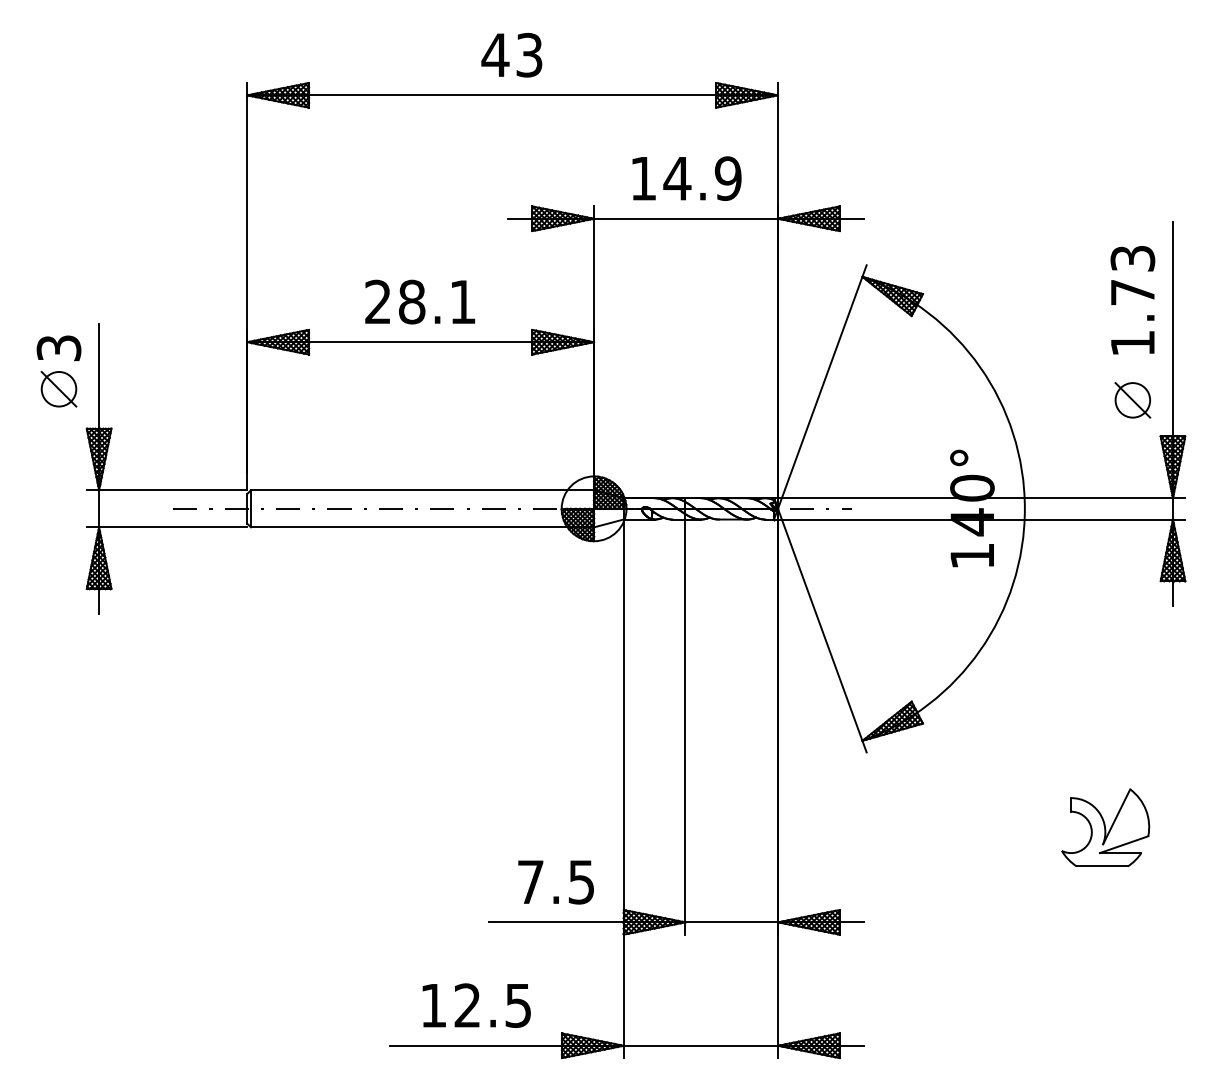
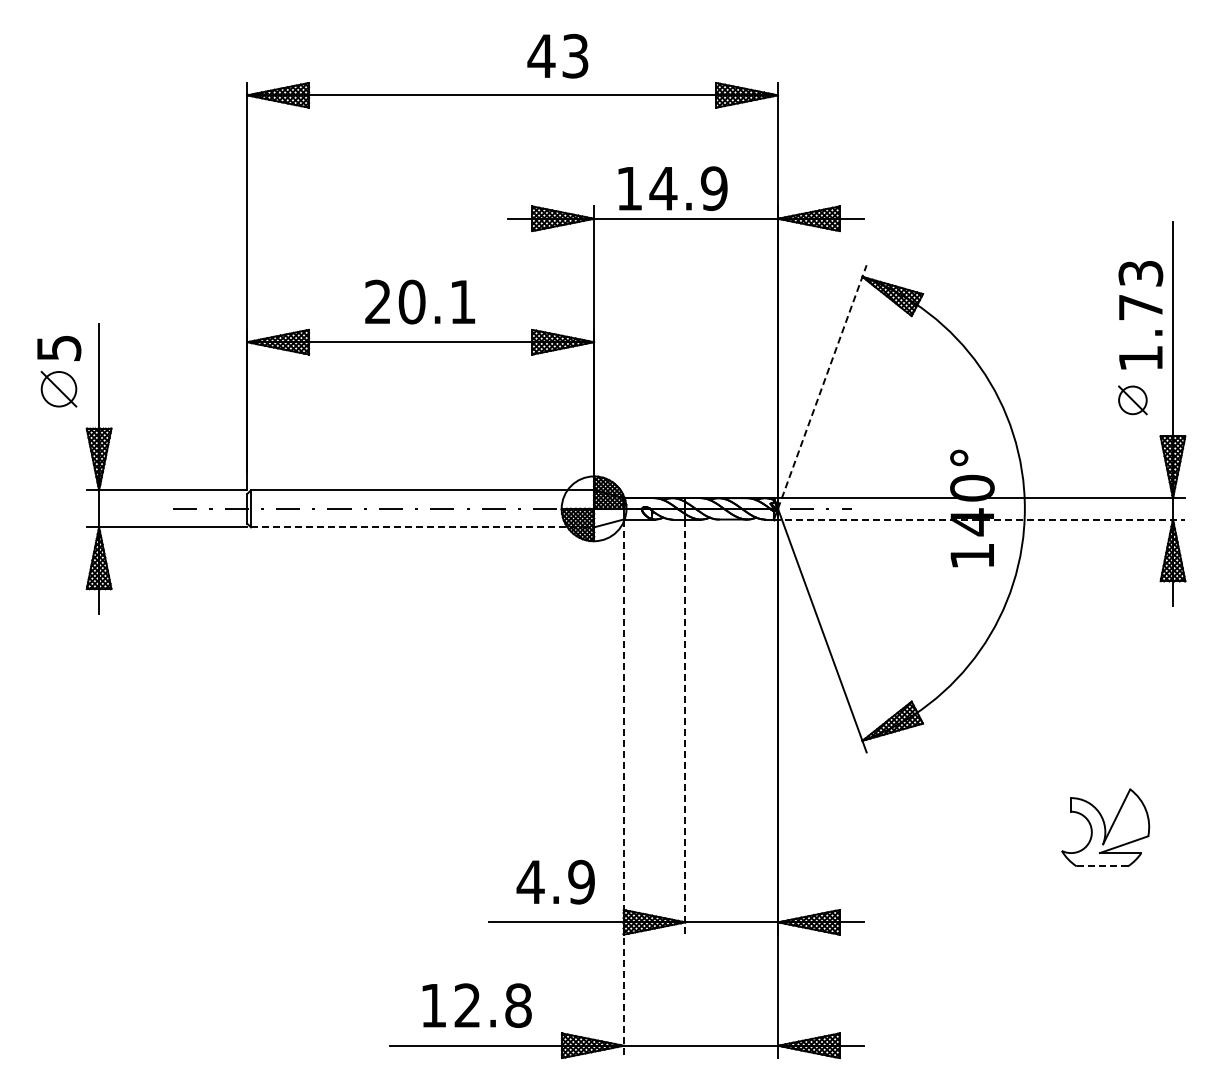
text position: (511, 54) -> (557, 55) (557, 55)
text position: (686, 178) -> (672, 188) (672, 188)
text position: (1132, 300) -> (1140, 315) (1140, 315)
text: 28.1 -> 20.1 (411, 302)
text: 3 -> 5 (58, 347)
line: solid -> dashed (822, 387)
part size: 38x37 px -> 30x31 px (1132, 400)
line: solid -> dashed (979, 519)
line: solid -> dashed (422, 527)
line: solid -> dashed (685, 727)
line: solid -> dashed (623, 789)
line: solid -> dashed (1102, 866)
text: 7.5 -> 4.9 (555, 881)
text: 12.5 -> 12.8 (518, 1005)
